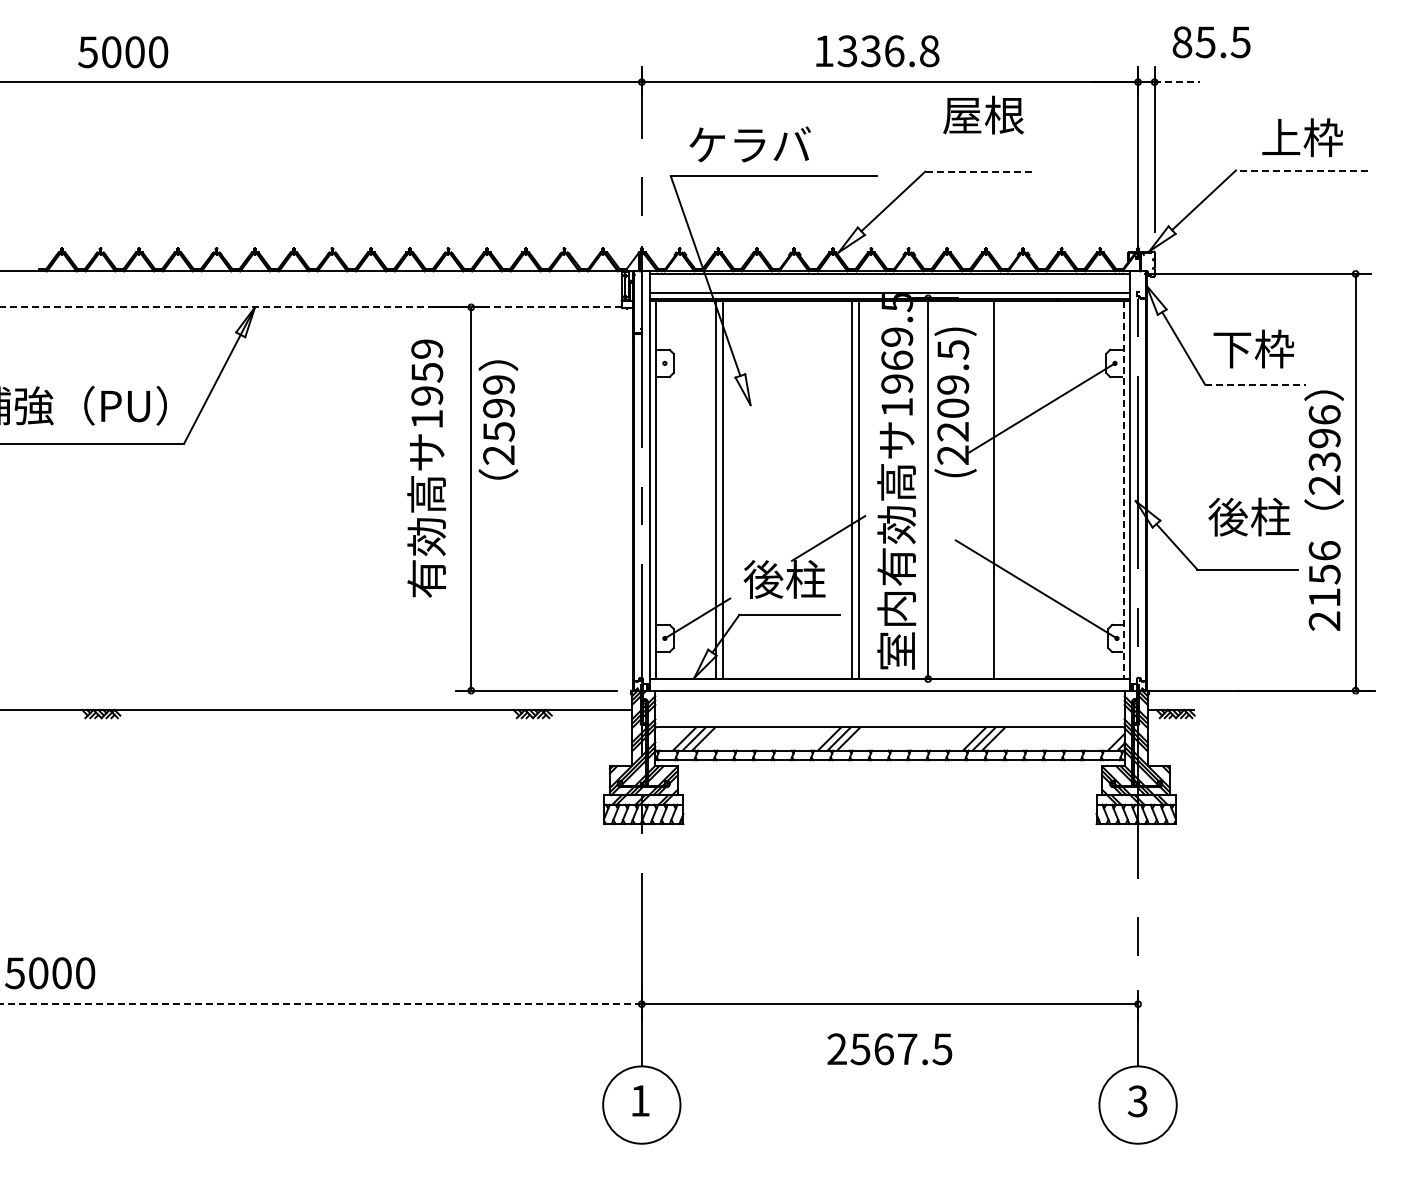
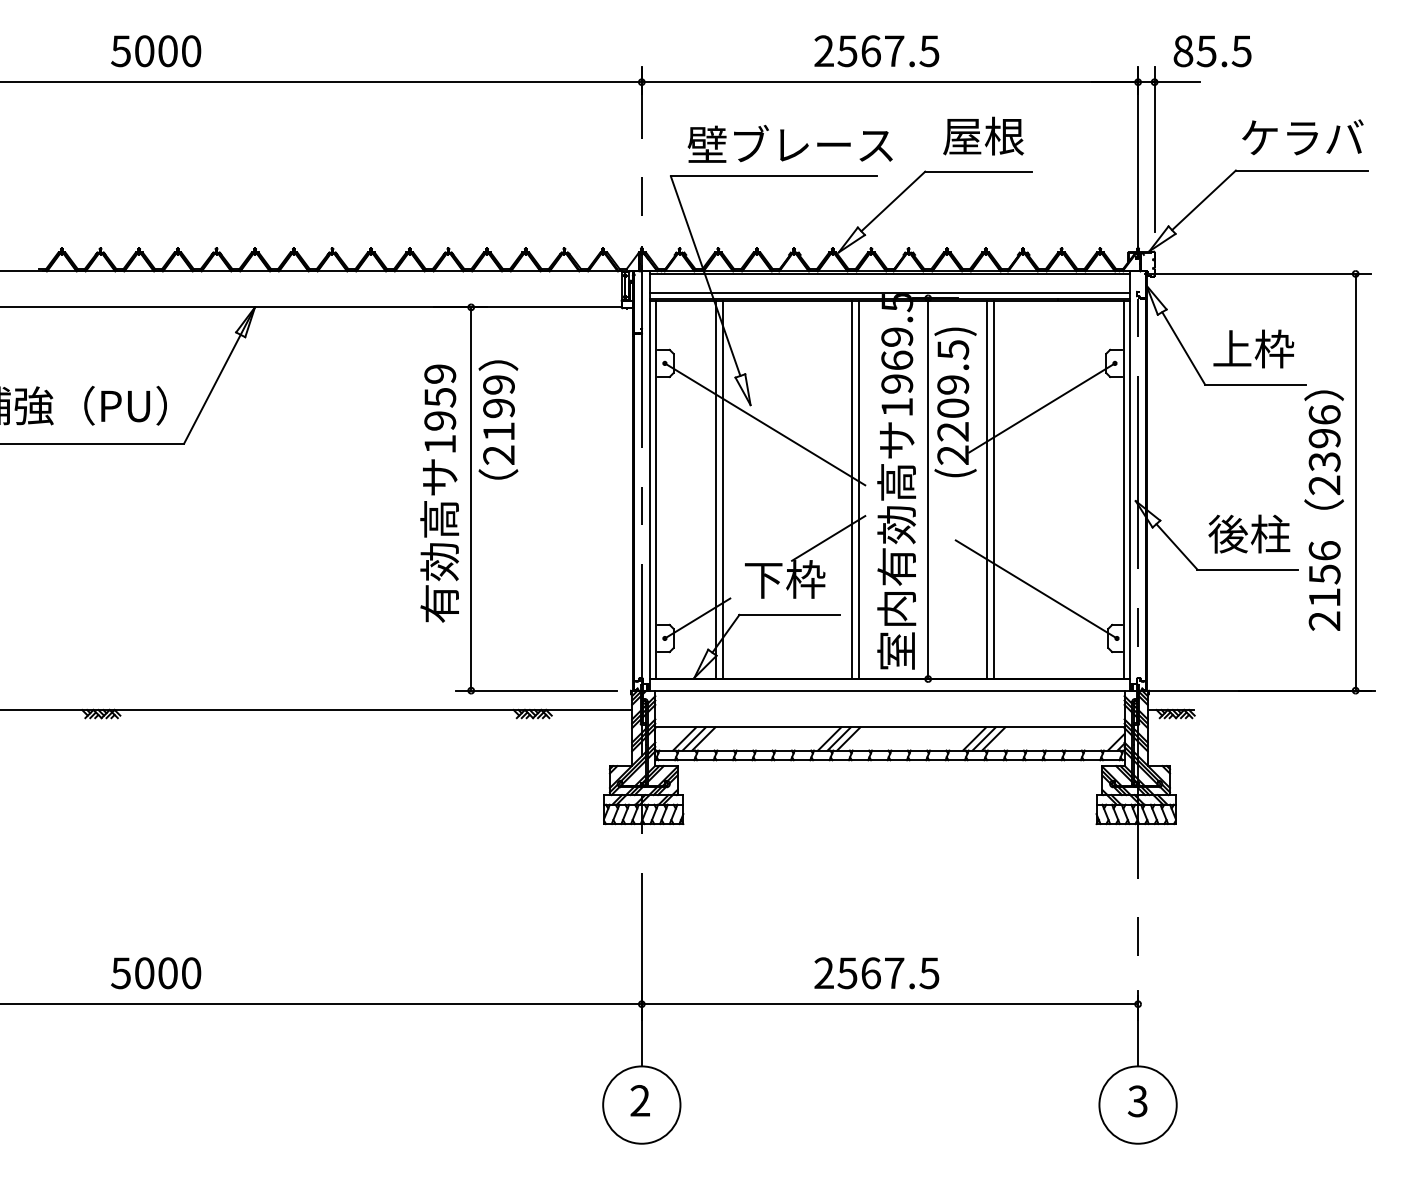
text position: (1211, 42) -> (1212, 51) (1212, 51)
text: 1336.8 -> 2567.5 (876, 51)
text position: (123, 52) -> (156, 51) (156, 51)
line: dashed -> solid (1177, 82)
text position: (983, 114) -> (983, 135) (983, 135)
text: 上枠 -> ケラバ (1302, 137)
text: ケラバ -> 壁ブレース (789, 143)
line: dashed -> solid (1301, 170)
line: dashed -> solid (978, 171)
line: dashed -> solid (310, 307)
text: 下枠 -> 上枠 (1232, 349)
line: dashed -> solid (1255, 384)
line: none -> present (764, 424)
text: 2599 -> 2199 (498, 431)
text position: (426, 468) -> (439, 493) (439, 493)
line: none -> present (986, 490)
line: dashed -> solid (1124, 490)
text position: (1249, 516) -> (1249, 533) (1249, 533)
text: 後柱 -> 下枠 (784, 579)
text position: (50, 973) -> (156, 973) (156, 973)
line: dashed -> solid (321, 1004)
text position: (889, 1049) -> (876, 973) (876, 973)
text: 1 -> 2 (639, 1100)
